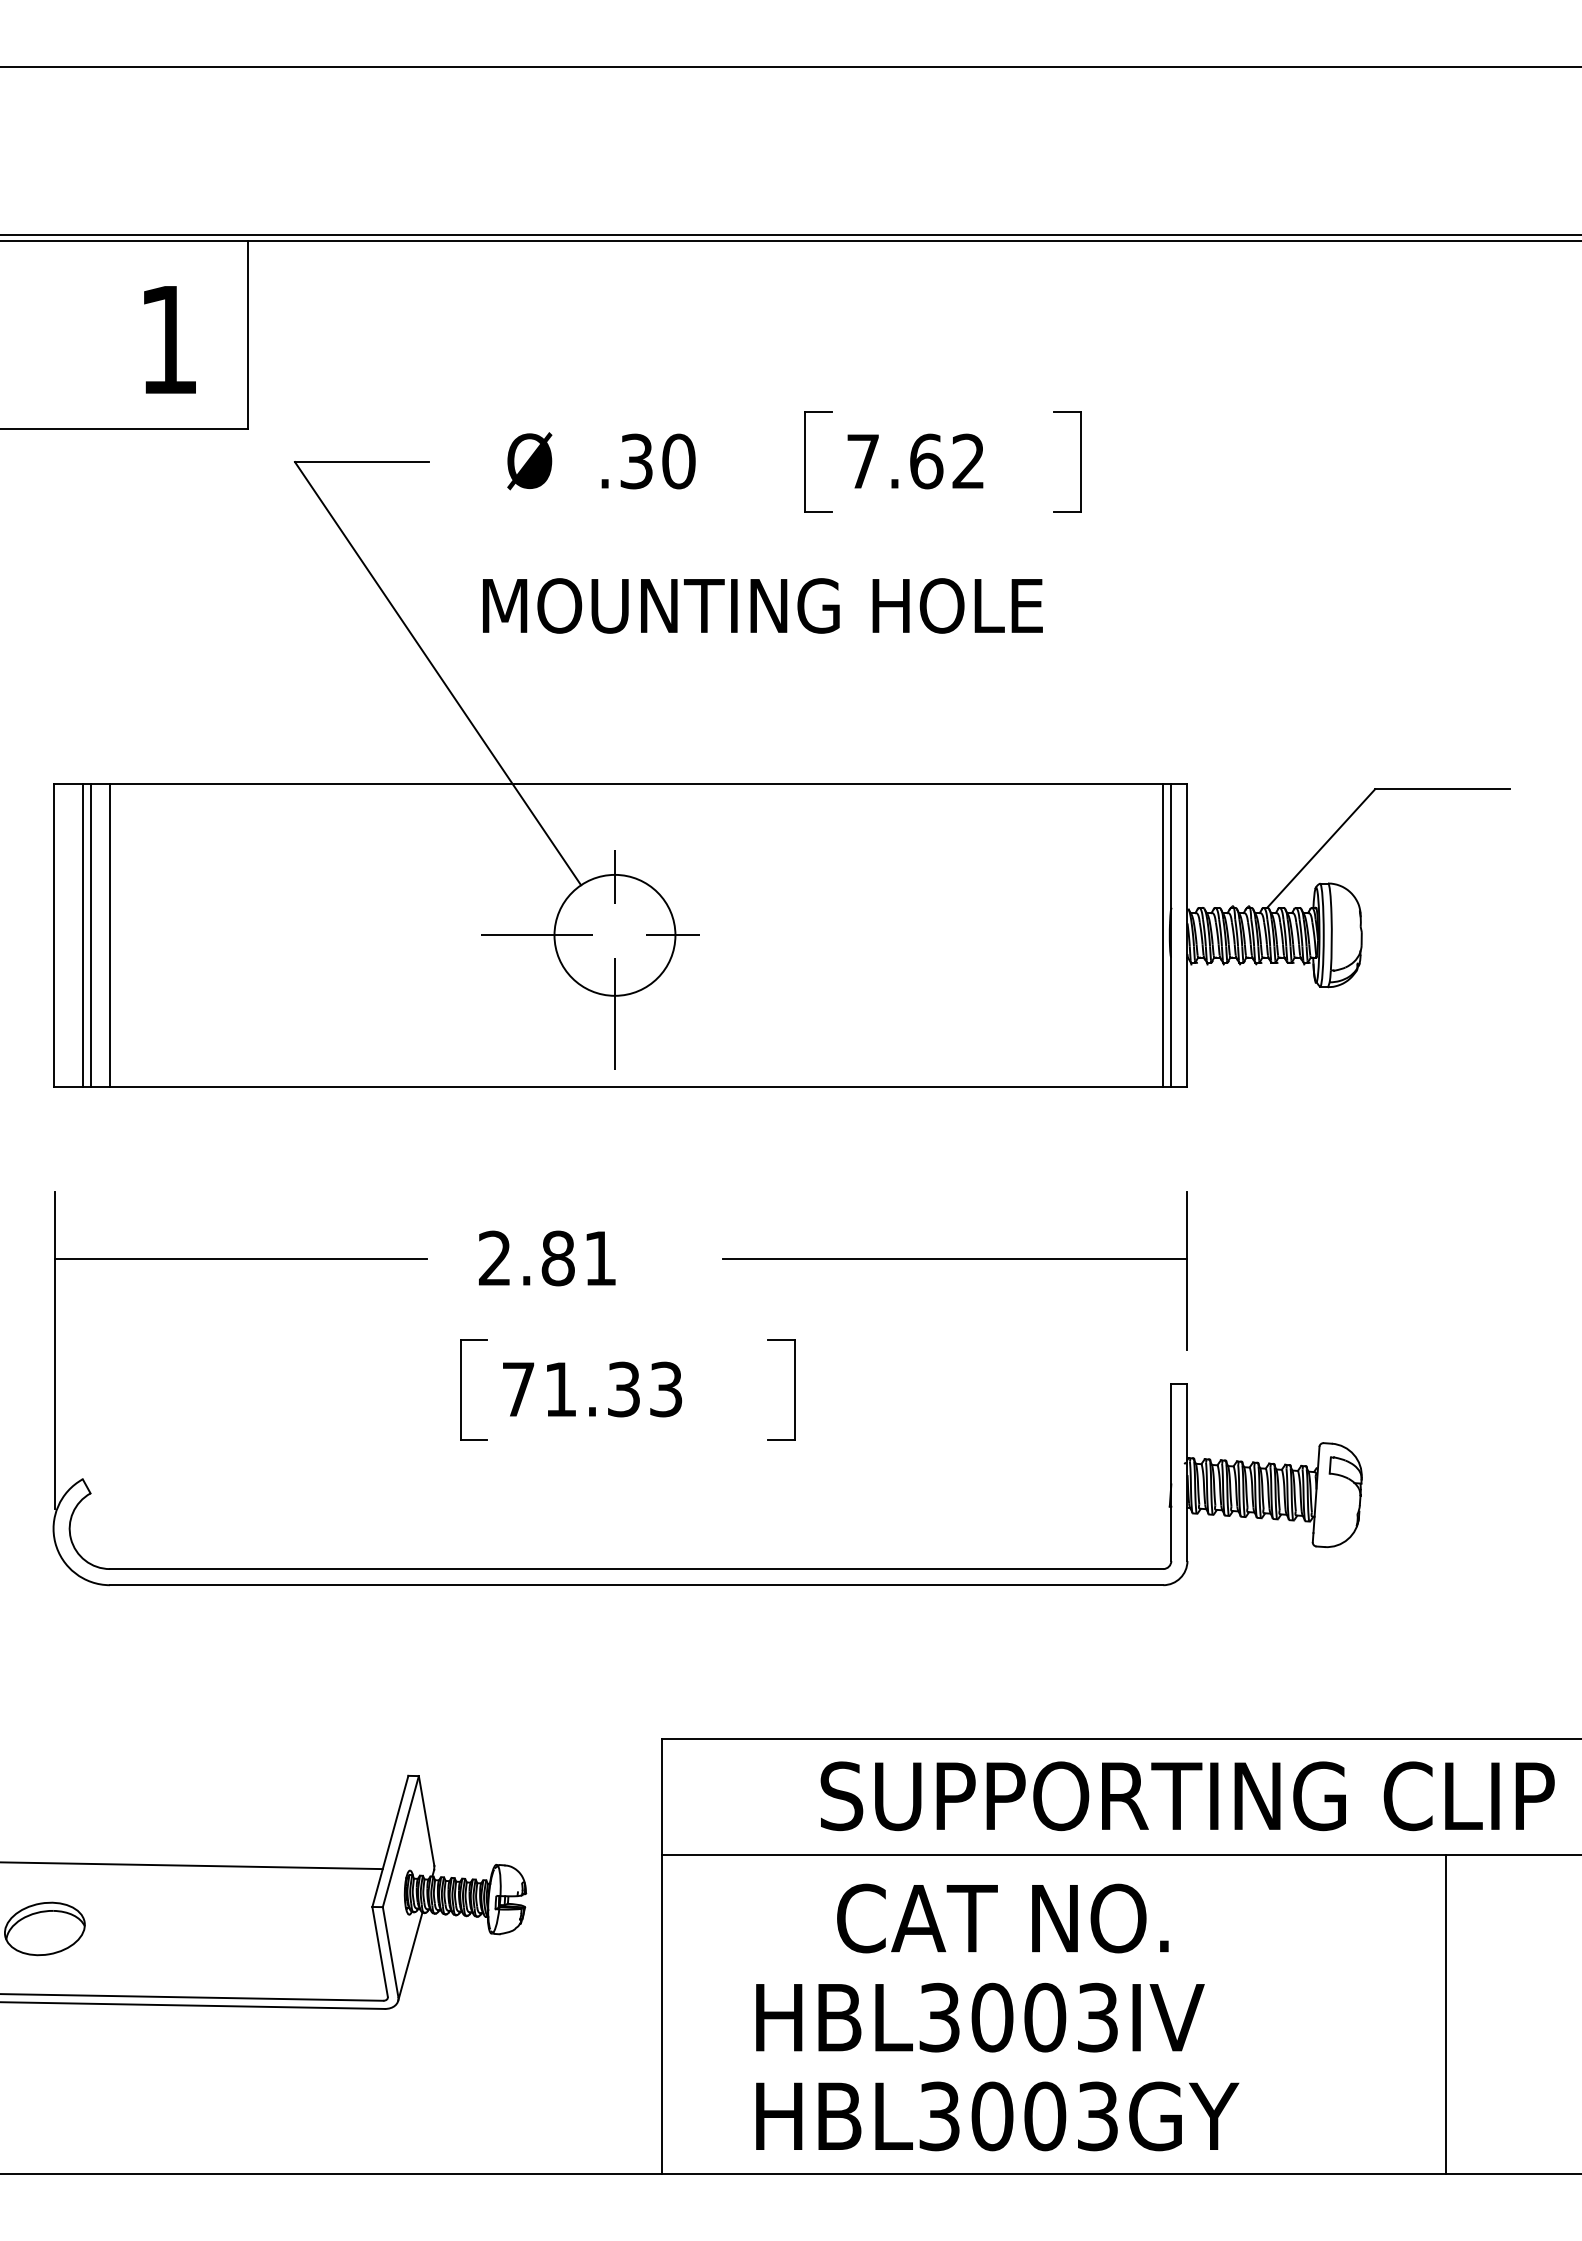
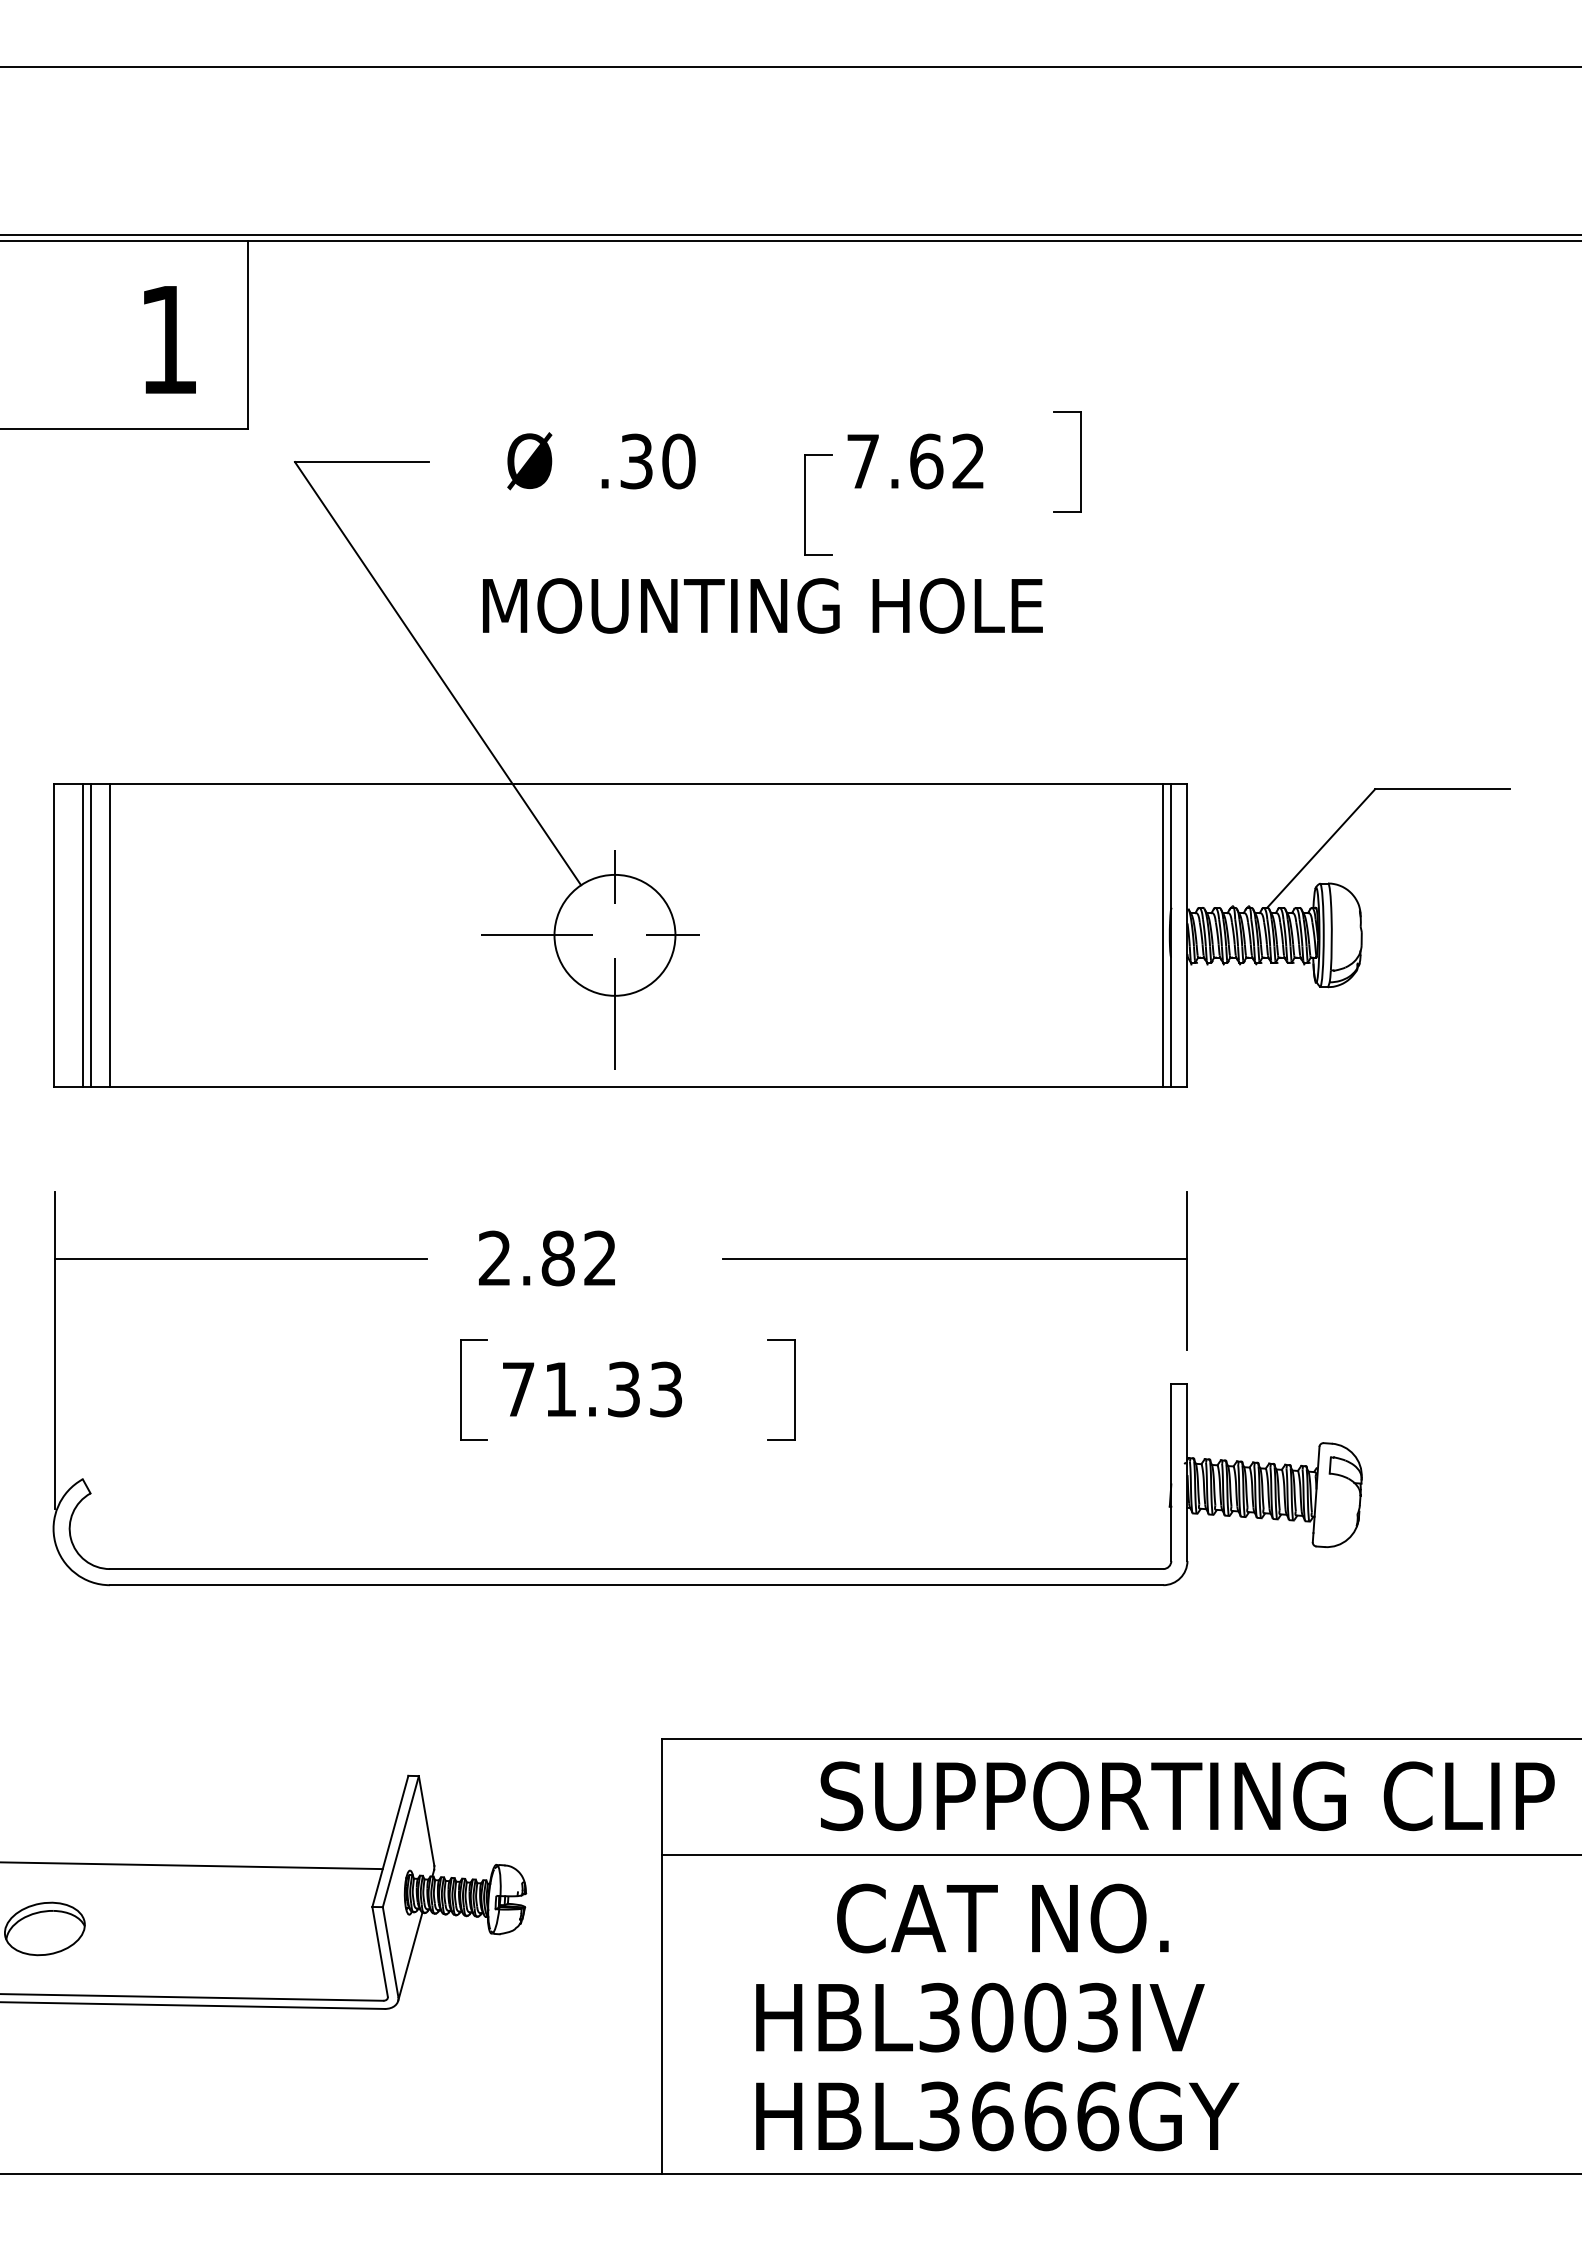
part position: (805, 461) -> (805, 504) (805, 504)
text: 2.81 -> 2.82 (599, 1257)
line: present -> none (1446, 2013)
text: HBL3003GY -> HBL3666GY (1045, 2116)
